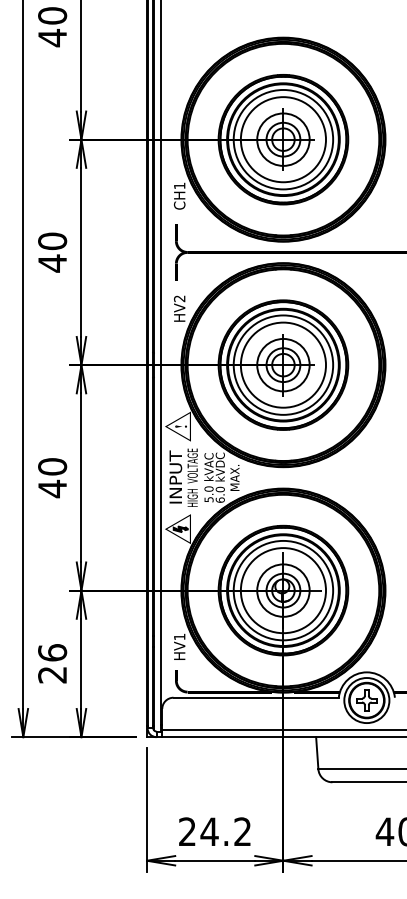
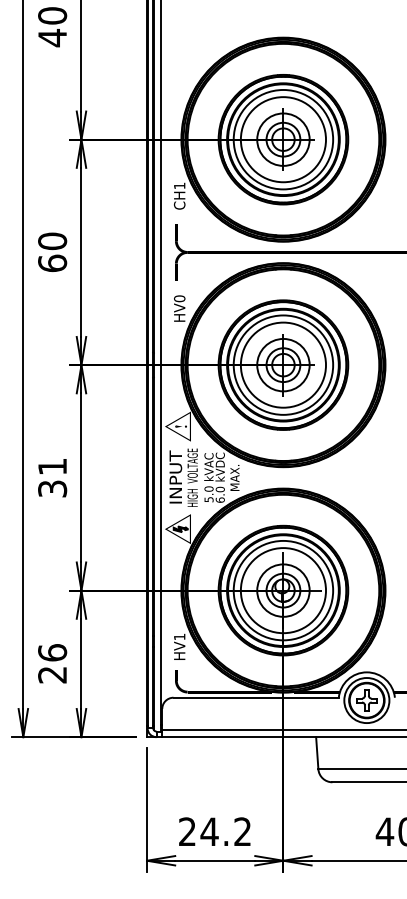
text: 40 -> 60 (52, 263)
text: HV2 -> HV0 (179, 298)
text: 40 -> 31 (52, 478)
